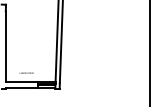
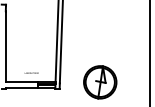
text position: (26, 72) -> (31, 72) (31, 72)
part: none -> present (100, 82)
